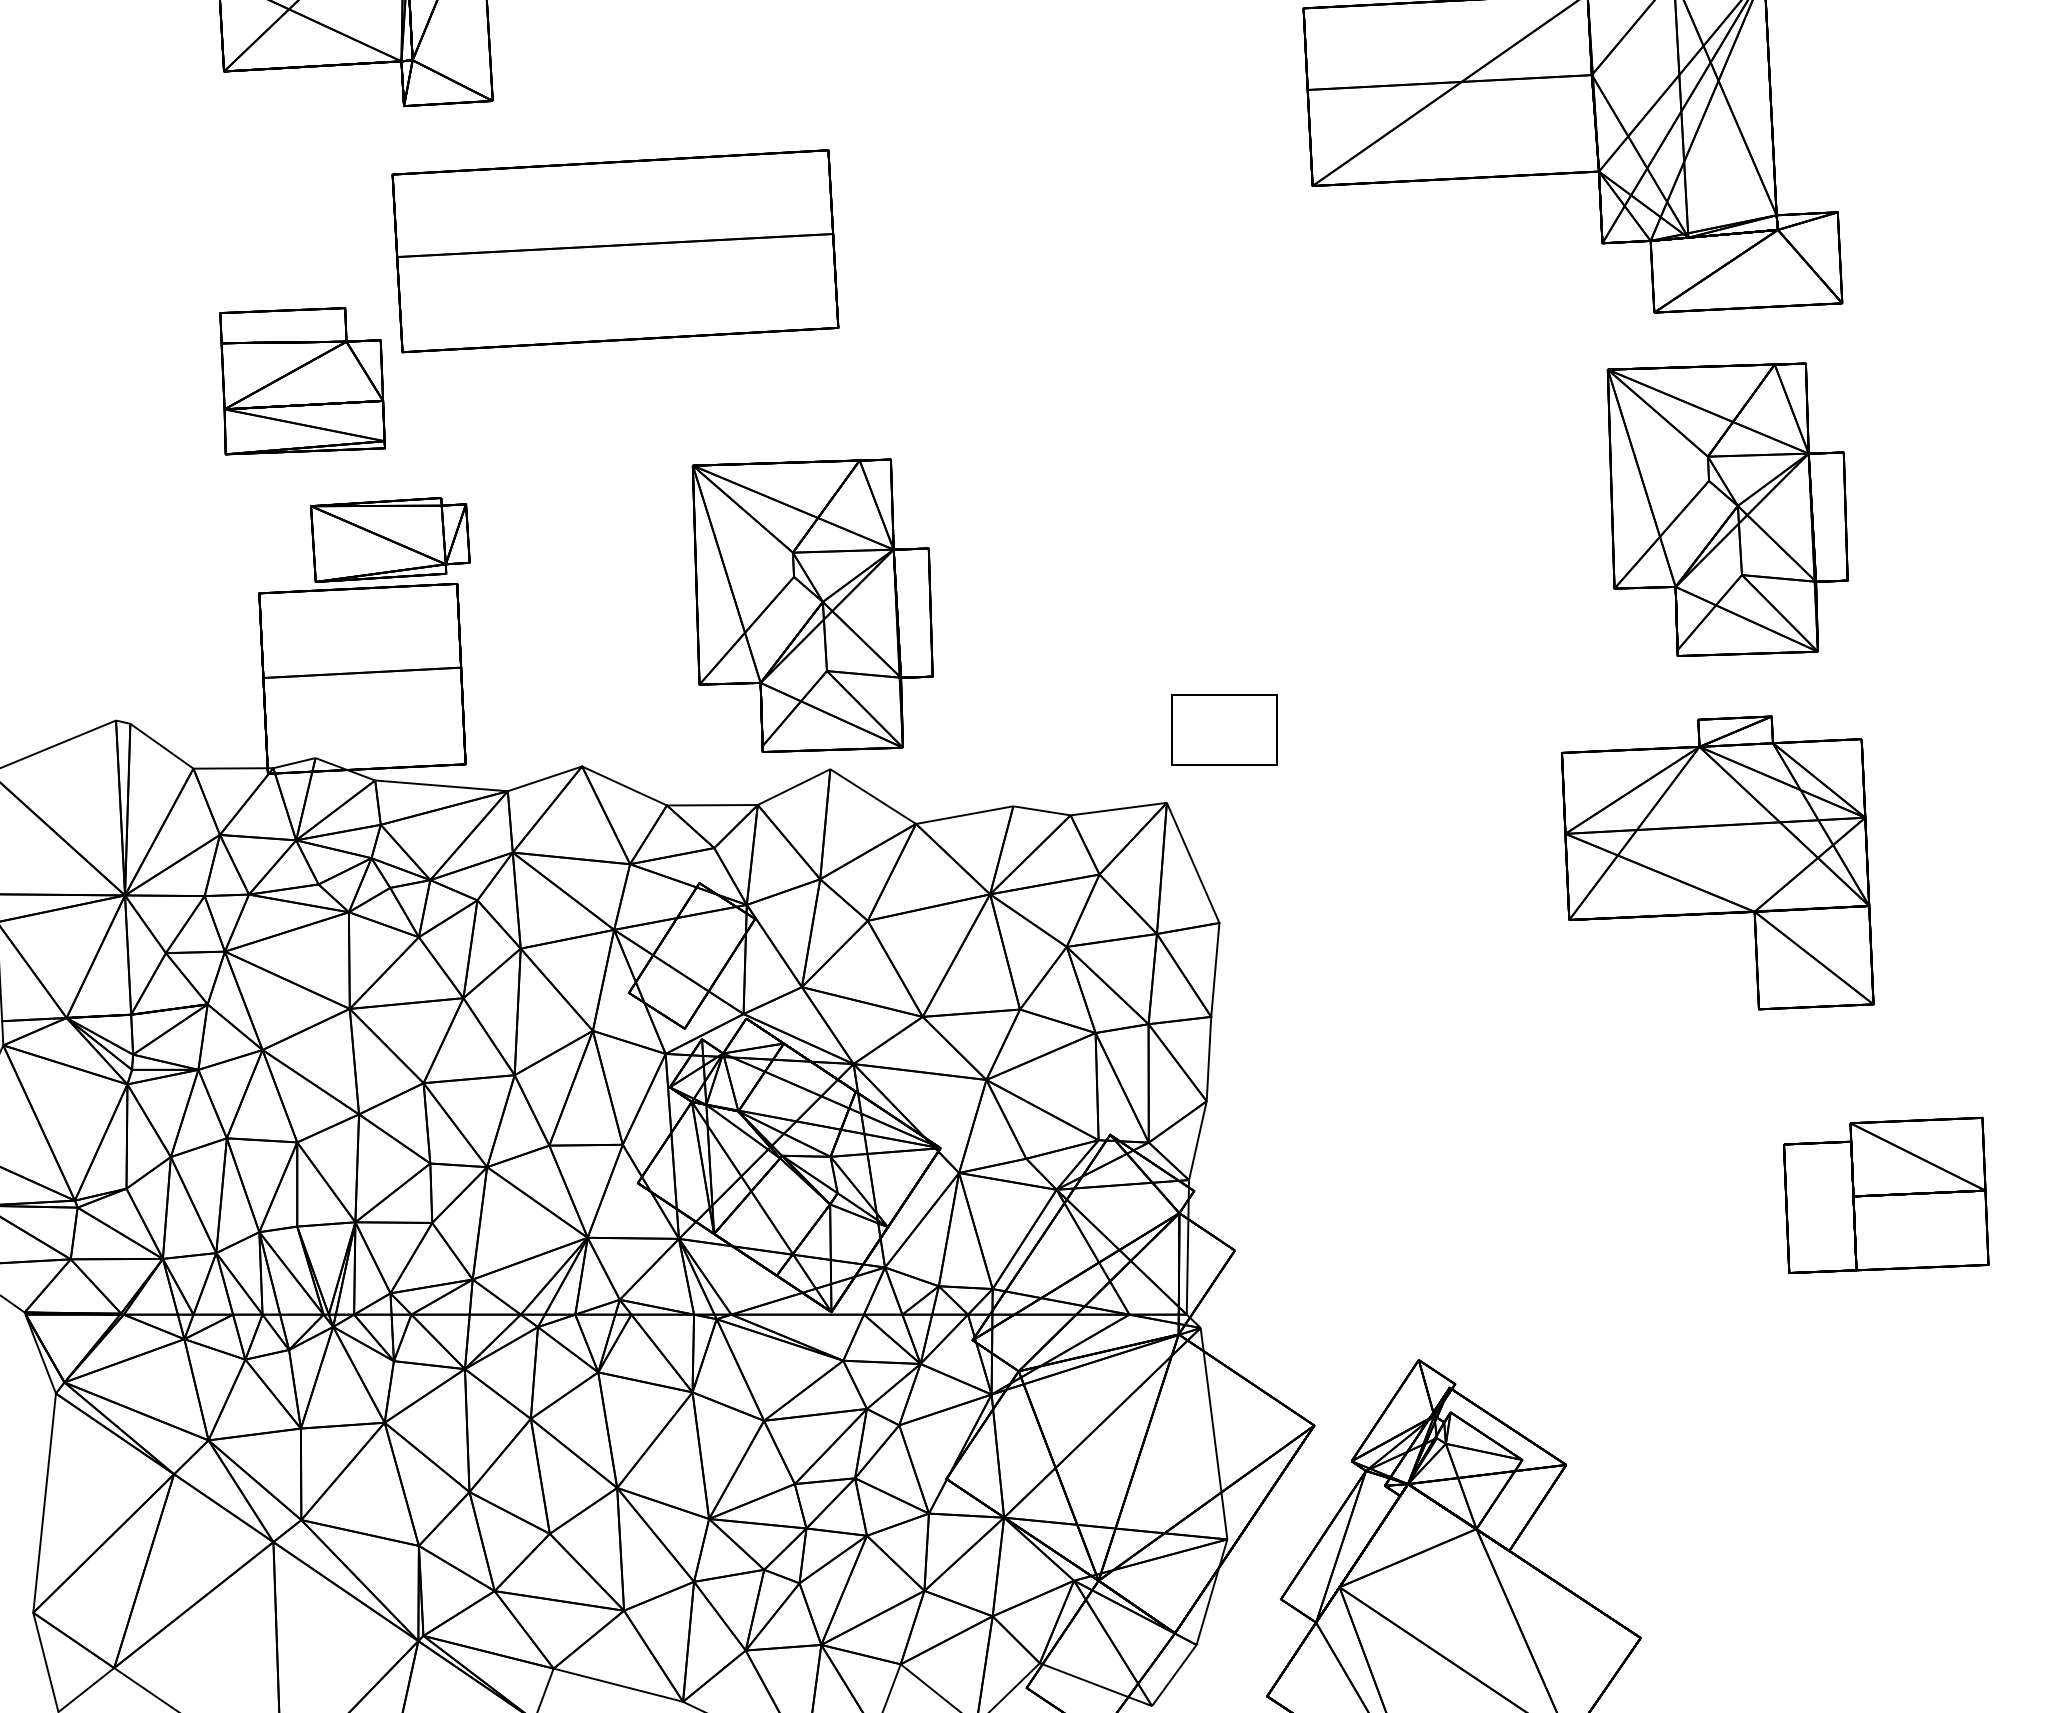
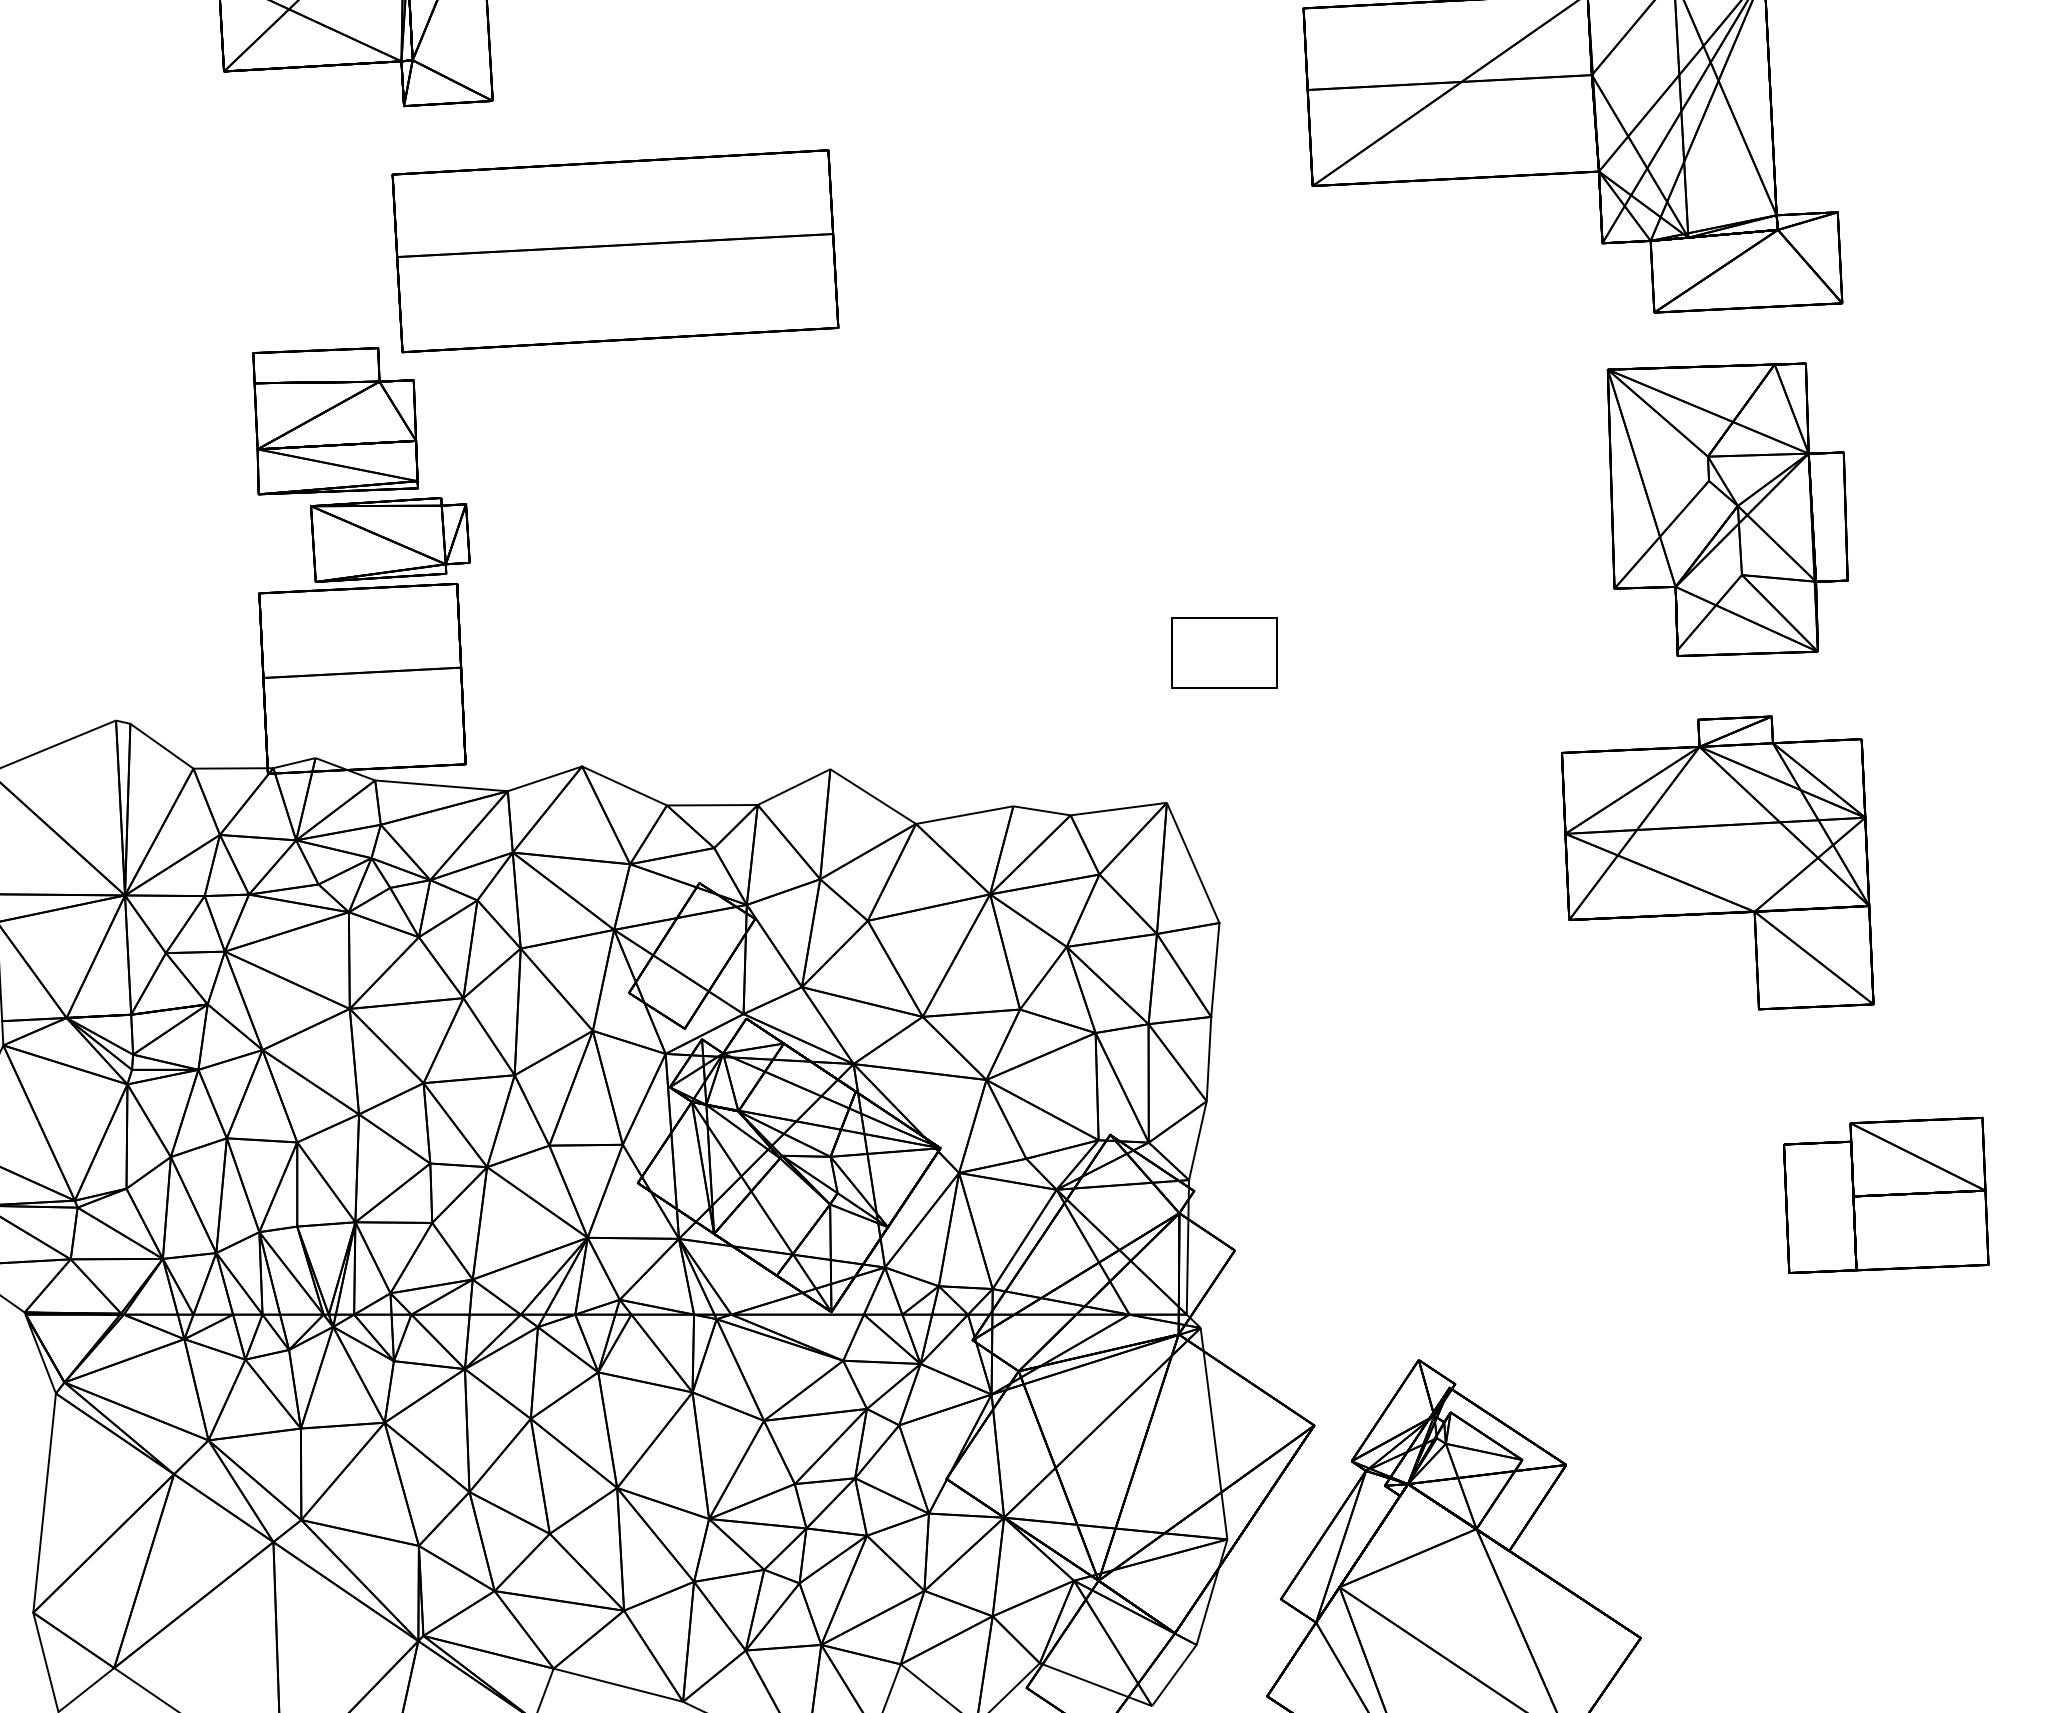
part position: (302, 381) -> (335, 421) (335, 421)
part: present -> none (812, 605)
part position: (1224, 729) -> (1224, 652) (1224, 652)
